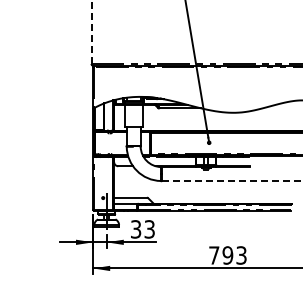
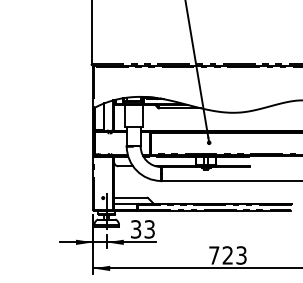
line: dashed -> solid (91, 32)
line: dashed -> solid (232, 181)
text: 793 -> 723 (227, 255)
